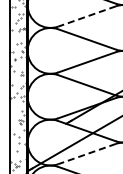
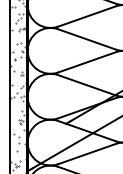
line: dashed -> solid (87, 16)
line: dashed -> solid (87, 154)
